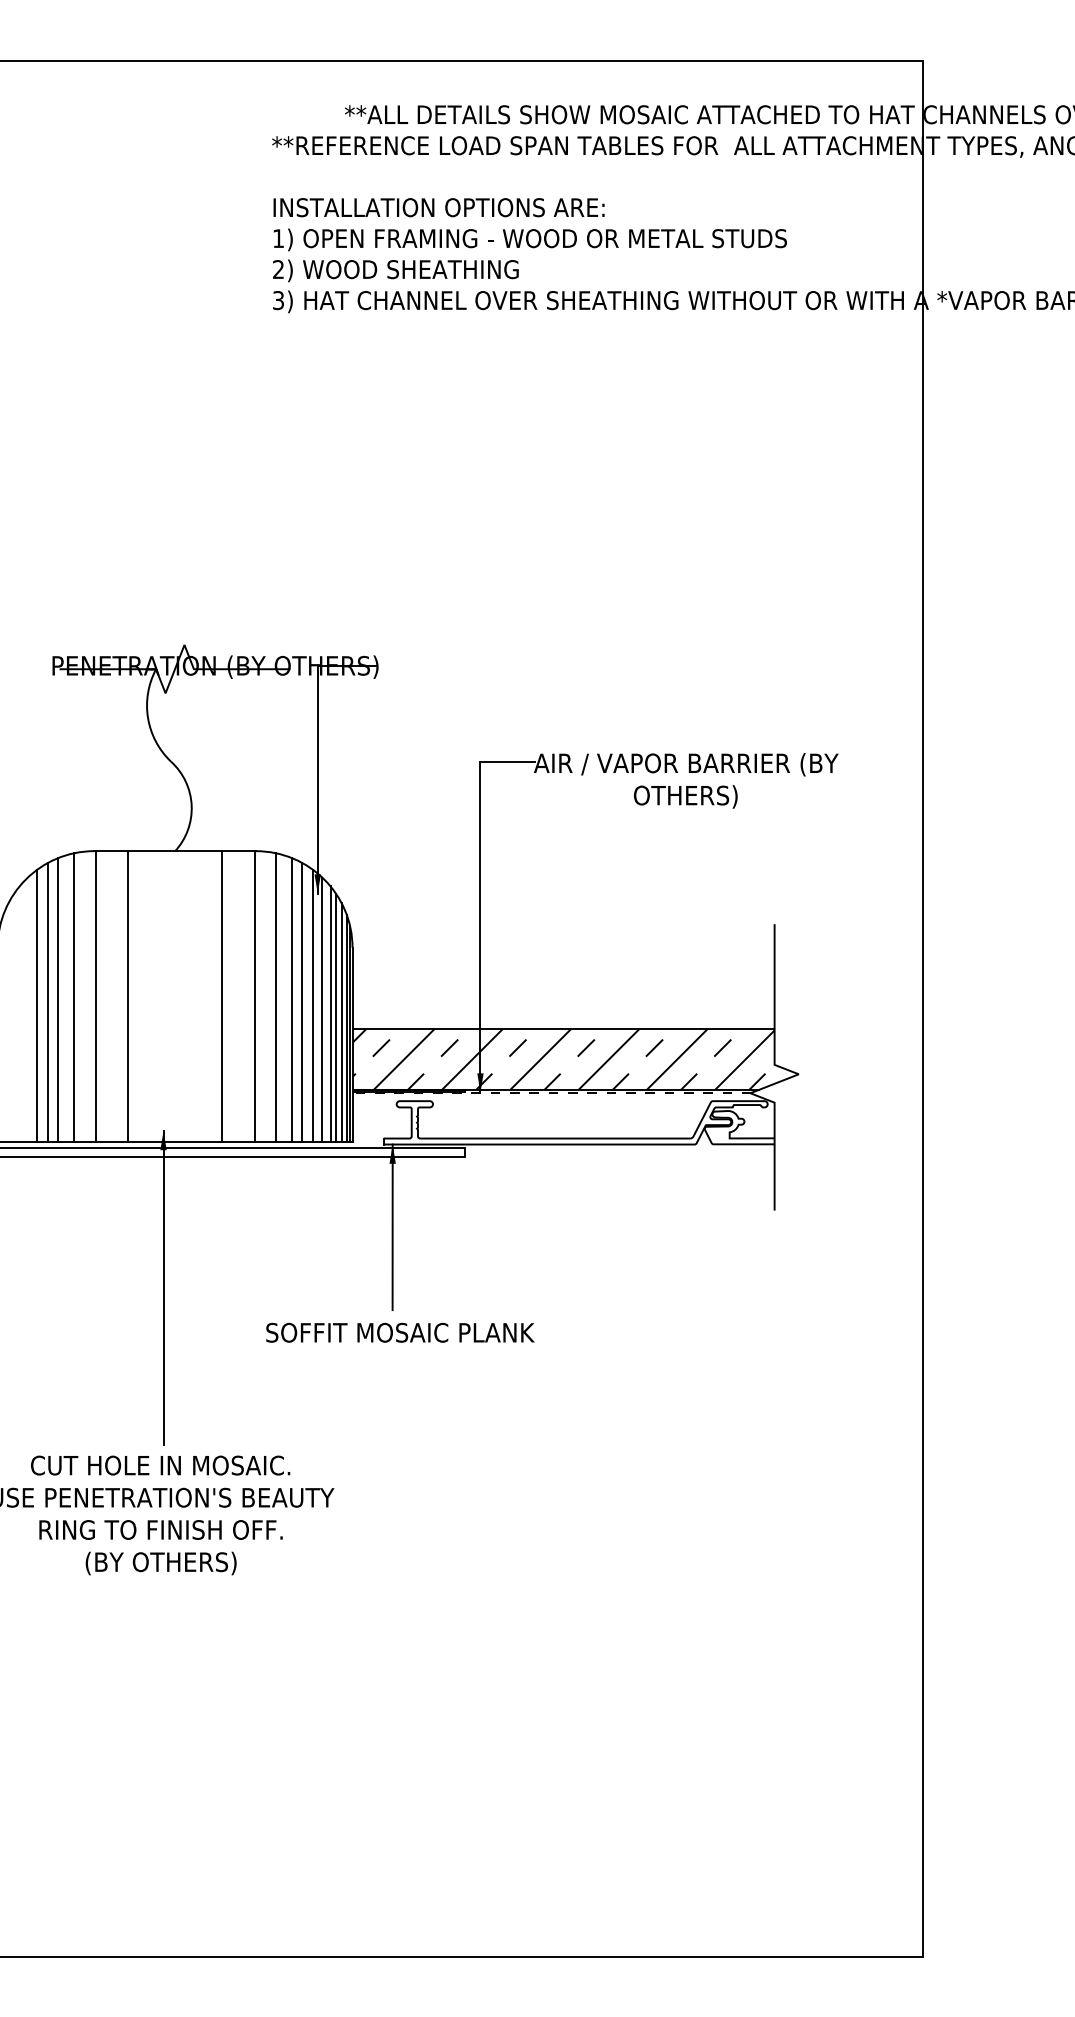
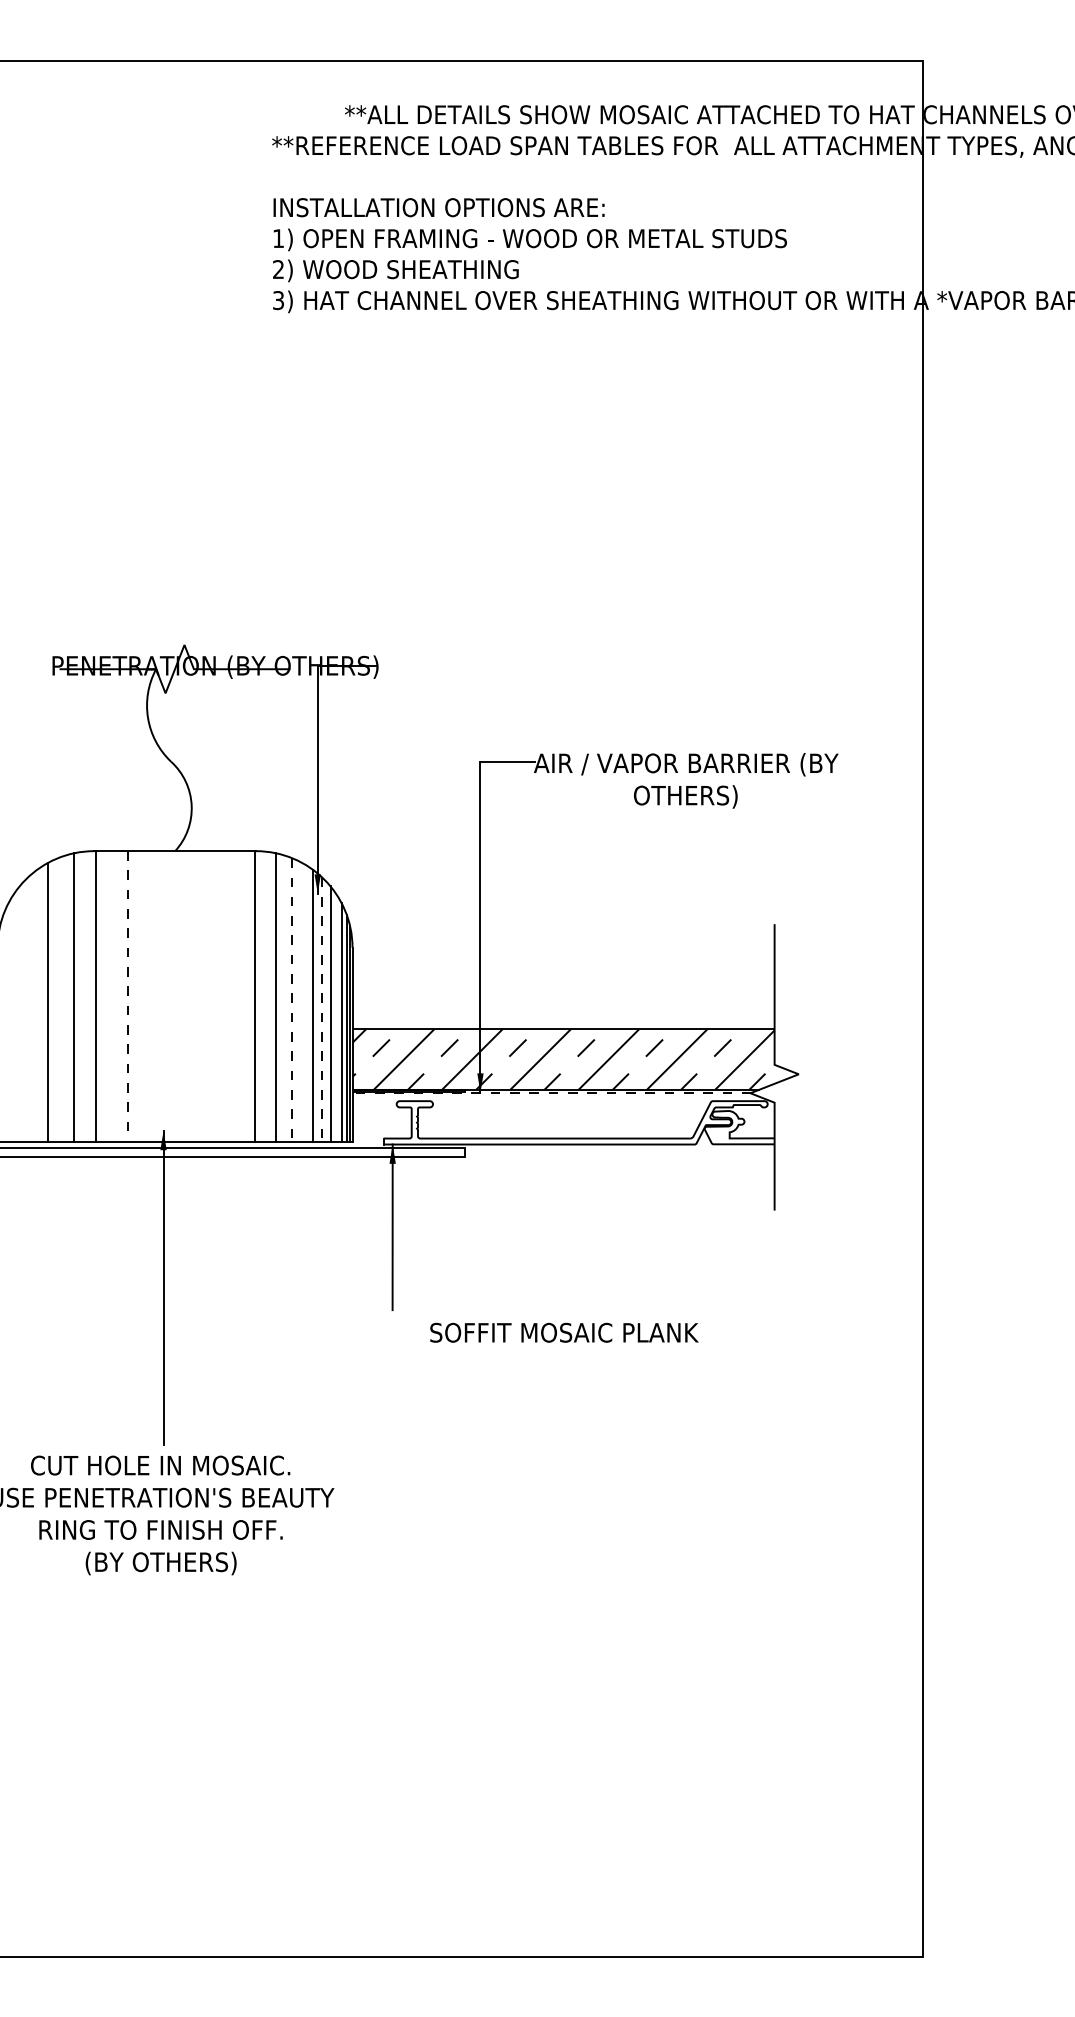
line: solid -> dashed (128, 996)
line: present -> none (221, 996)
line: present -> none (58, 1000)
line: solid -> dashed (292, 1000)
line: present -> none (302, 1002)
line: present -> none (37, 1005)
line: solid -> dashed (322, 1010)
line: present -> none (336, 1018)
text position: (400, 1332) -> (564, 1332) (564, 1332)
